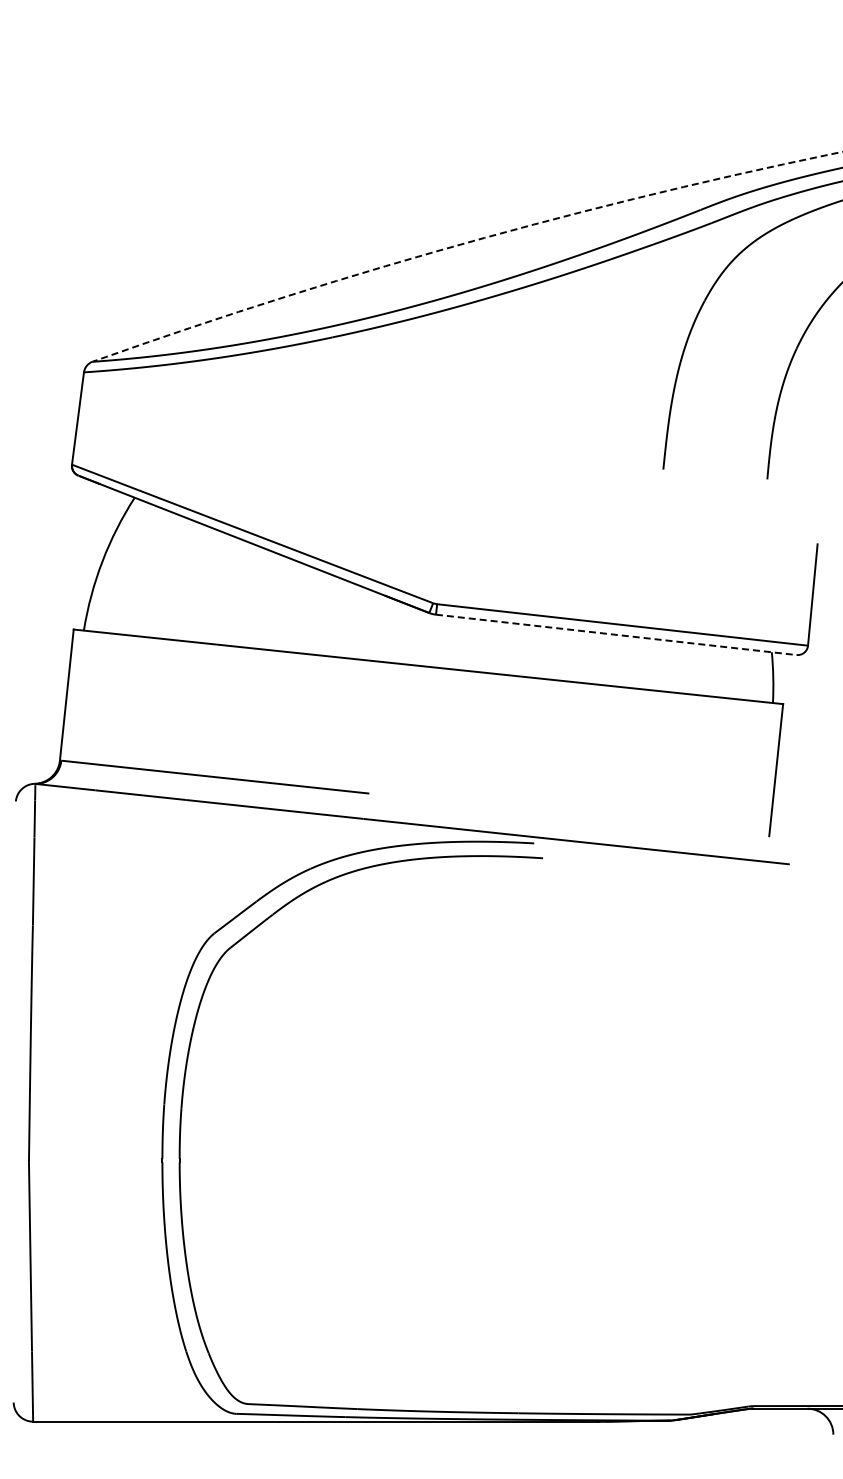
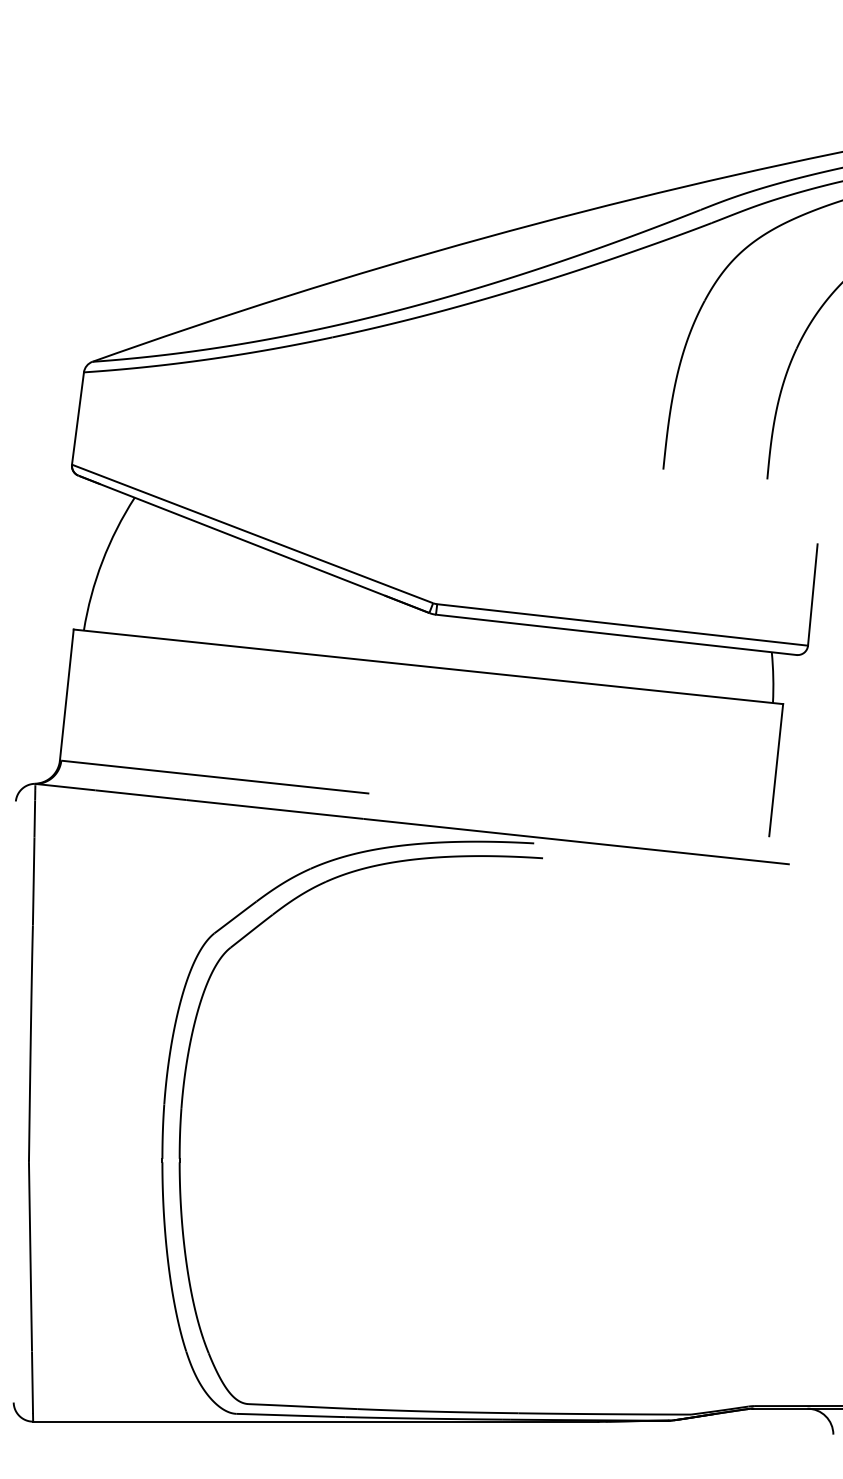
arc: dashed -> solid (464, 243)
line: dashed -> solid (616, 634)
